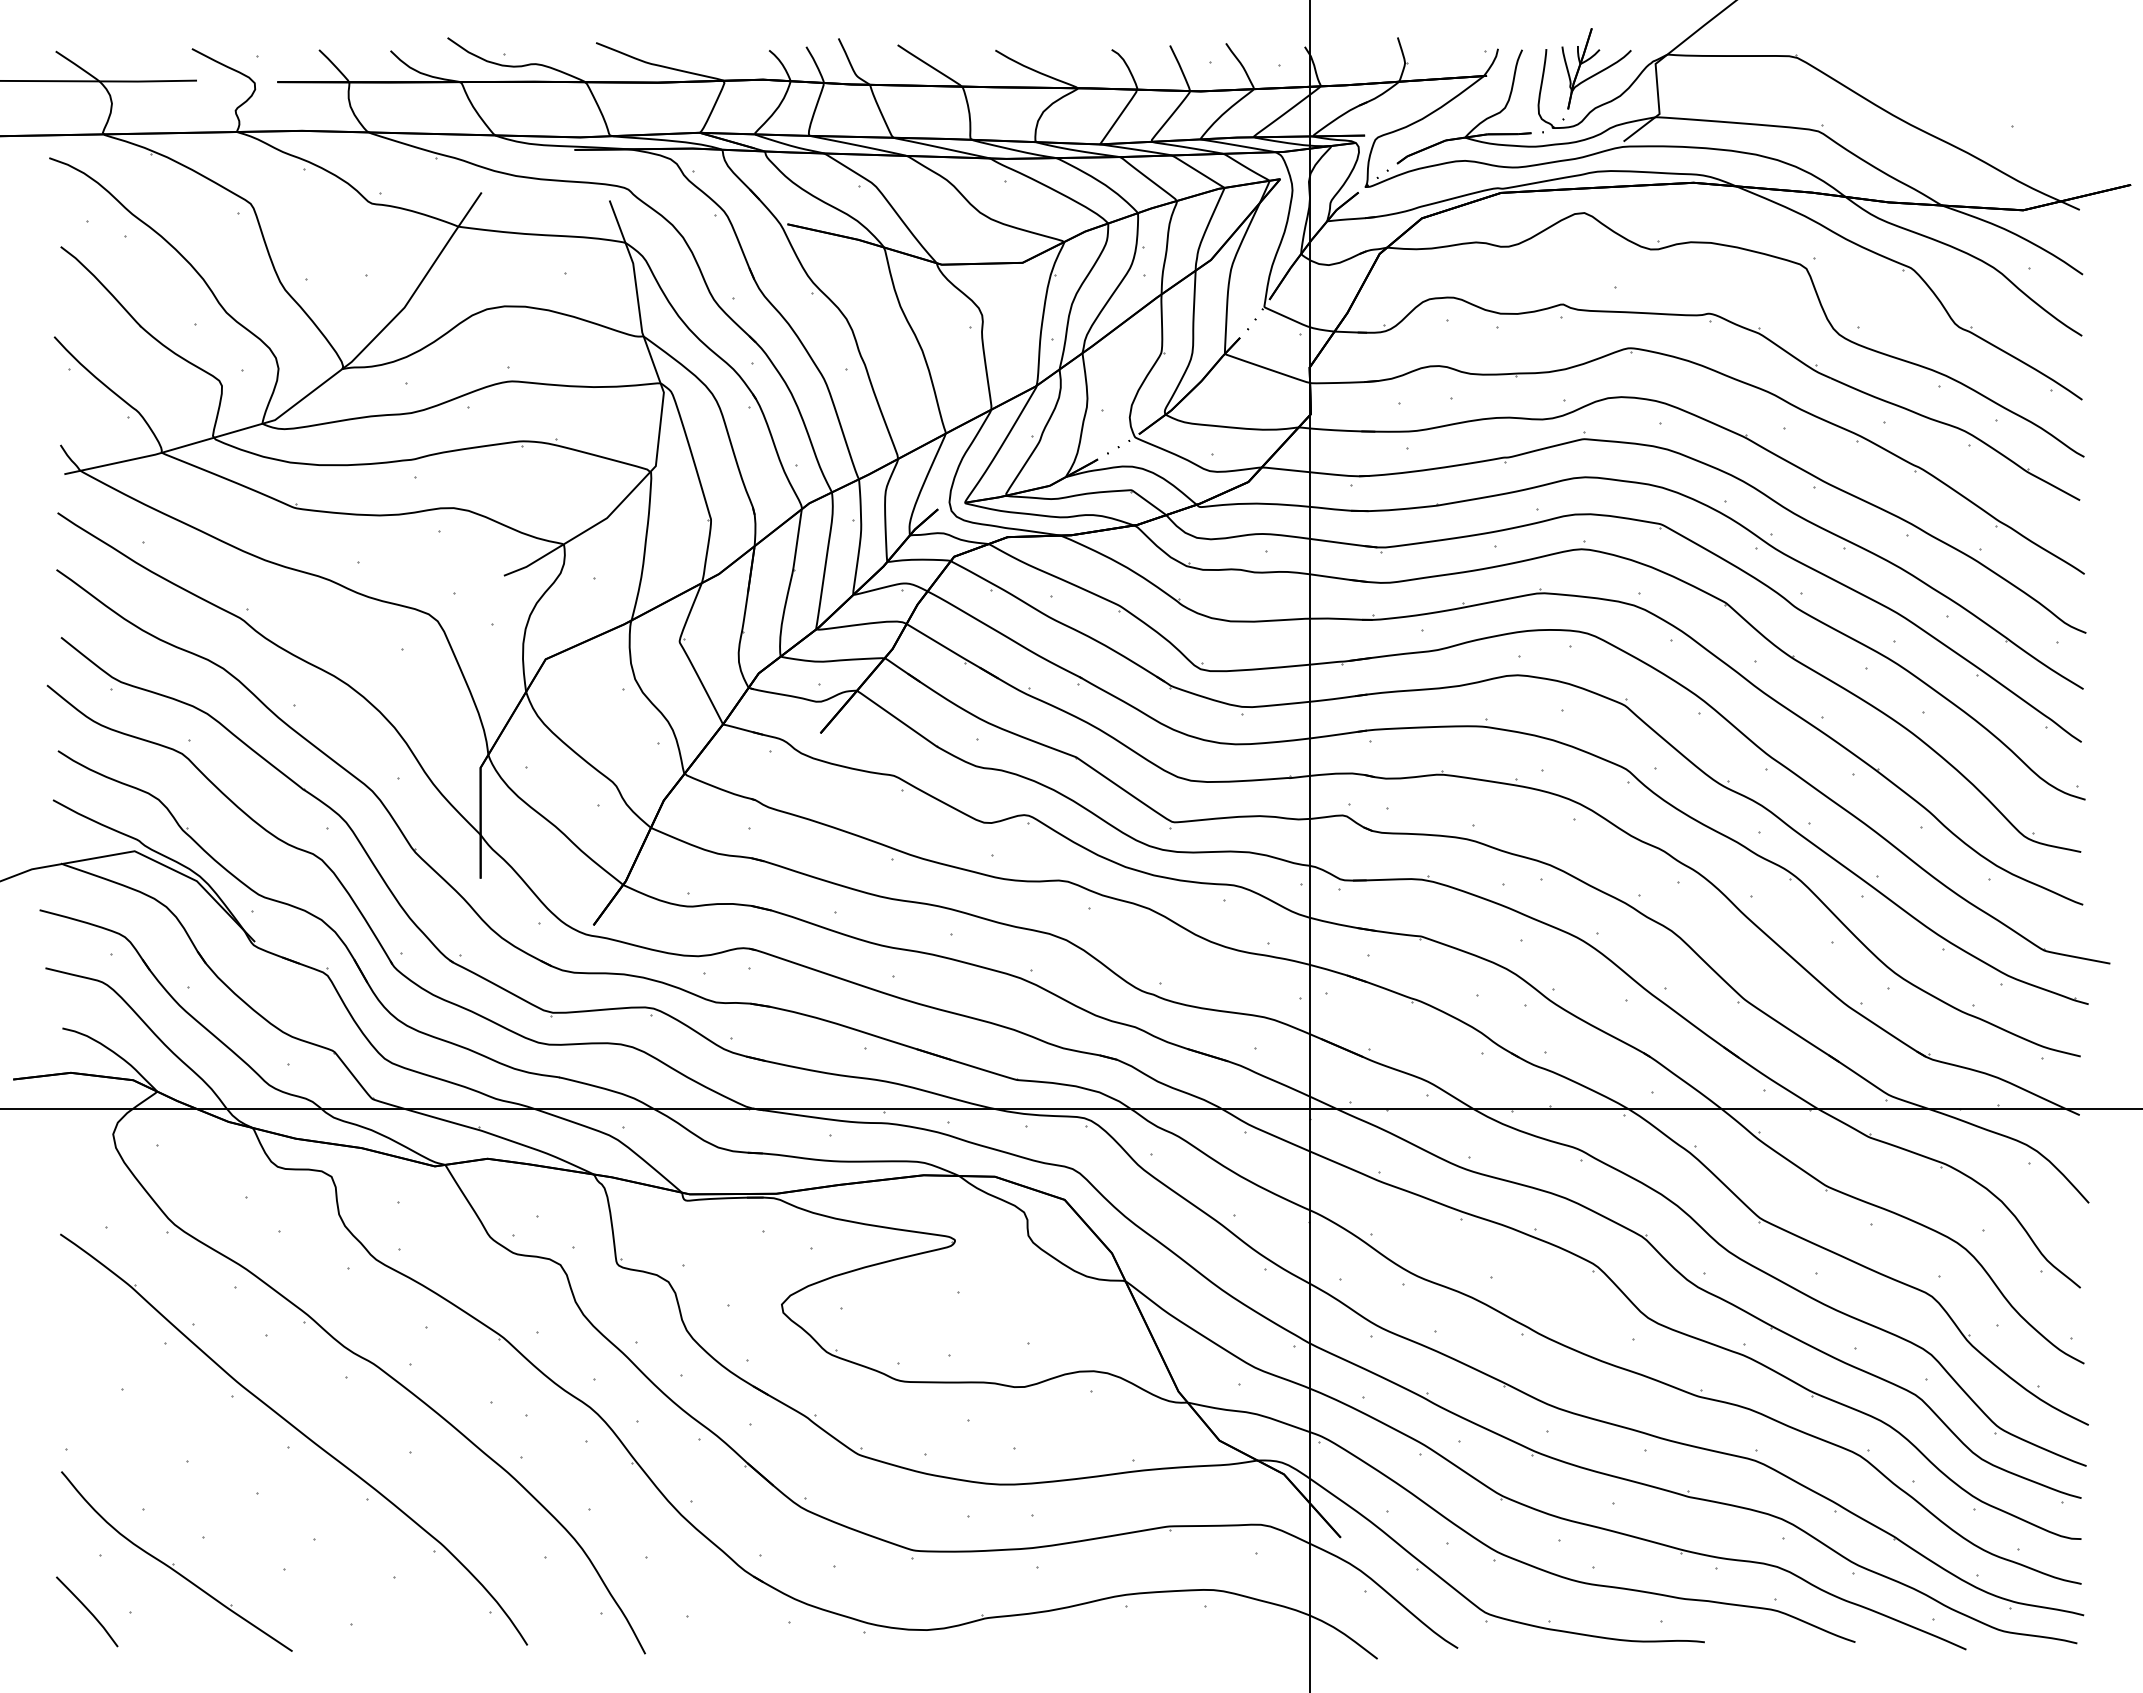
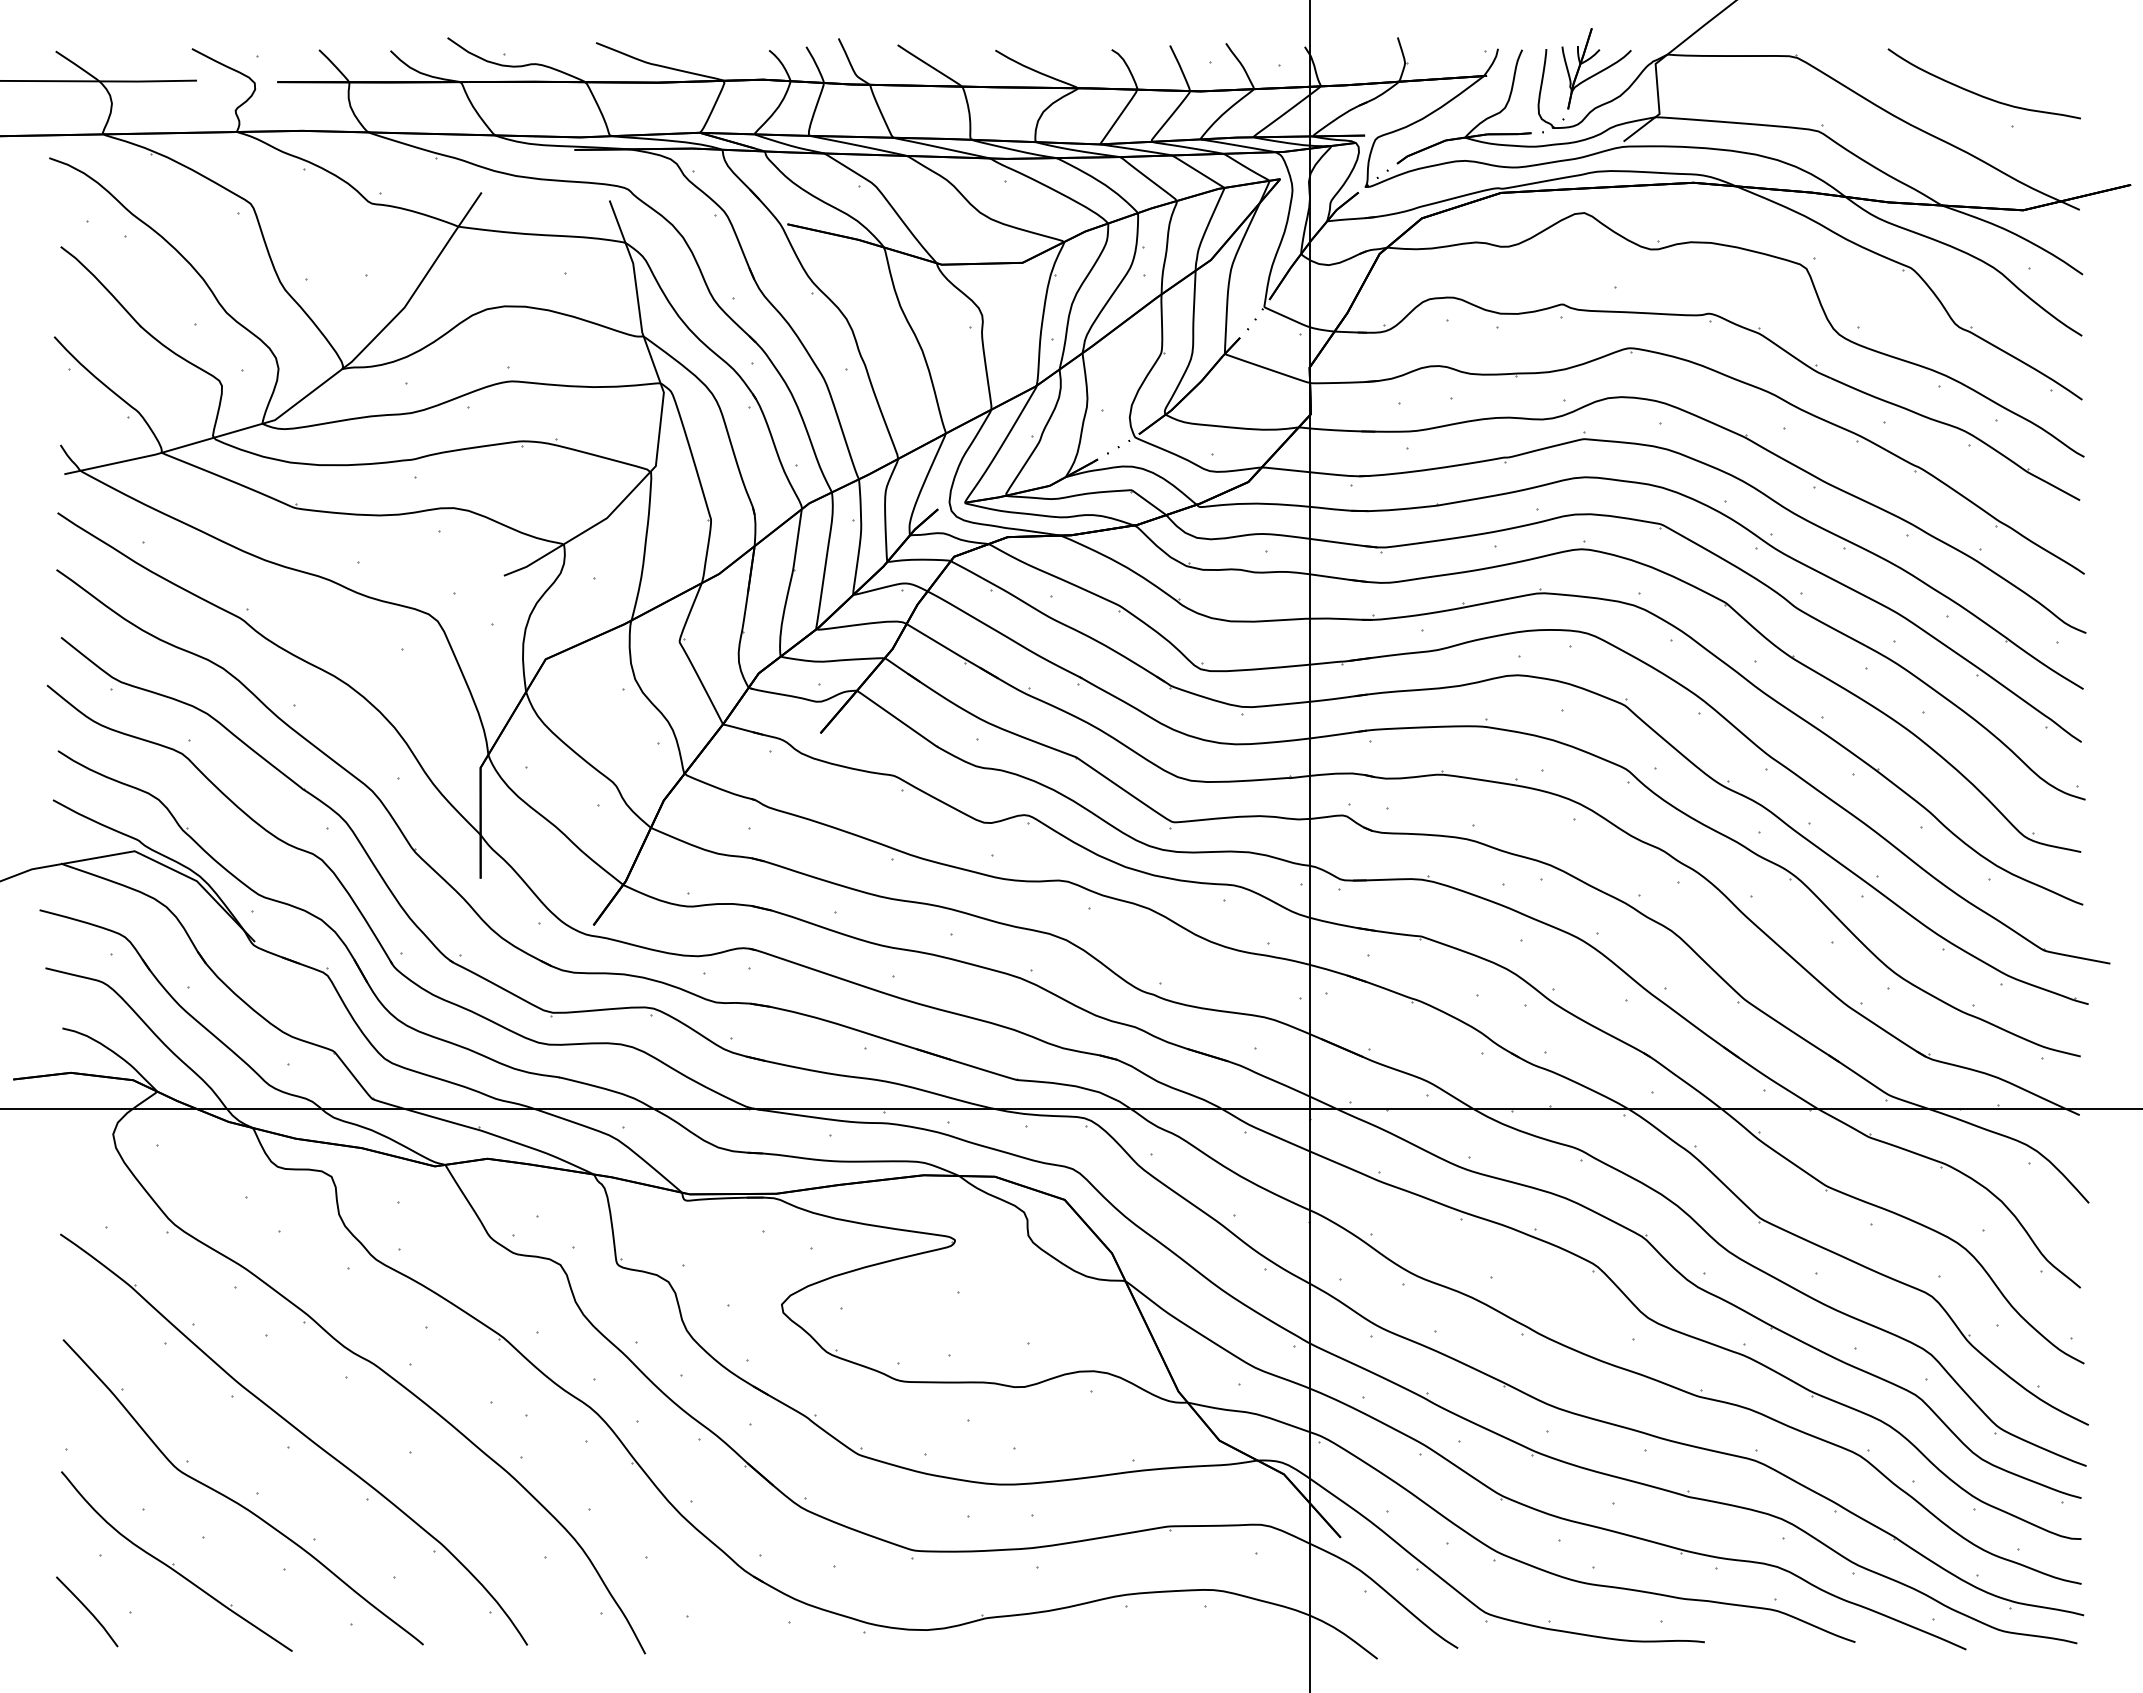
curve: none -> present (1978, 93)
curve: none -> present (238, 1502)
